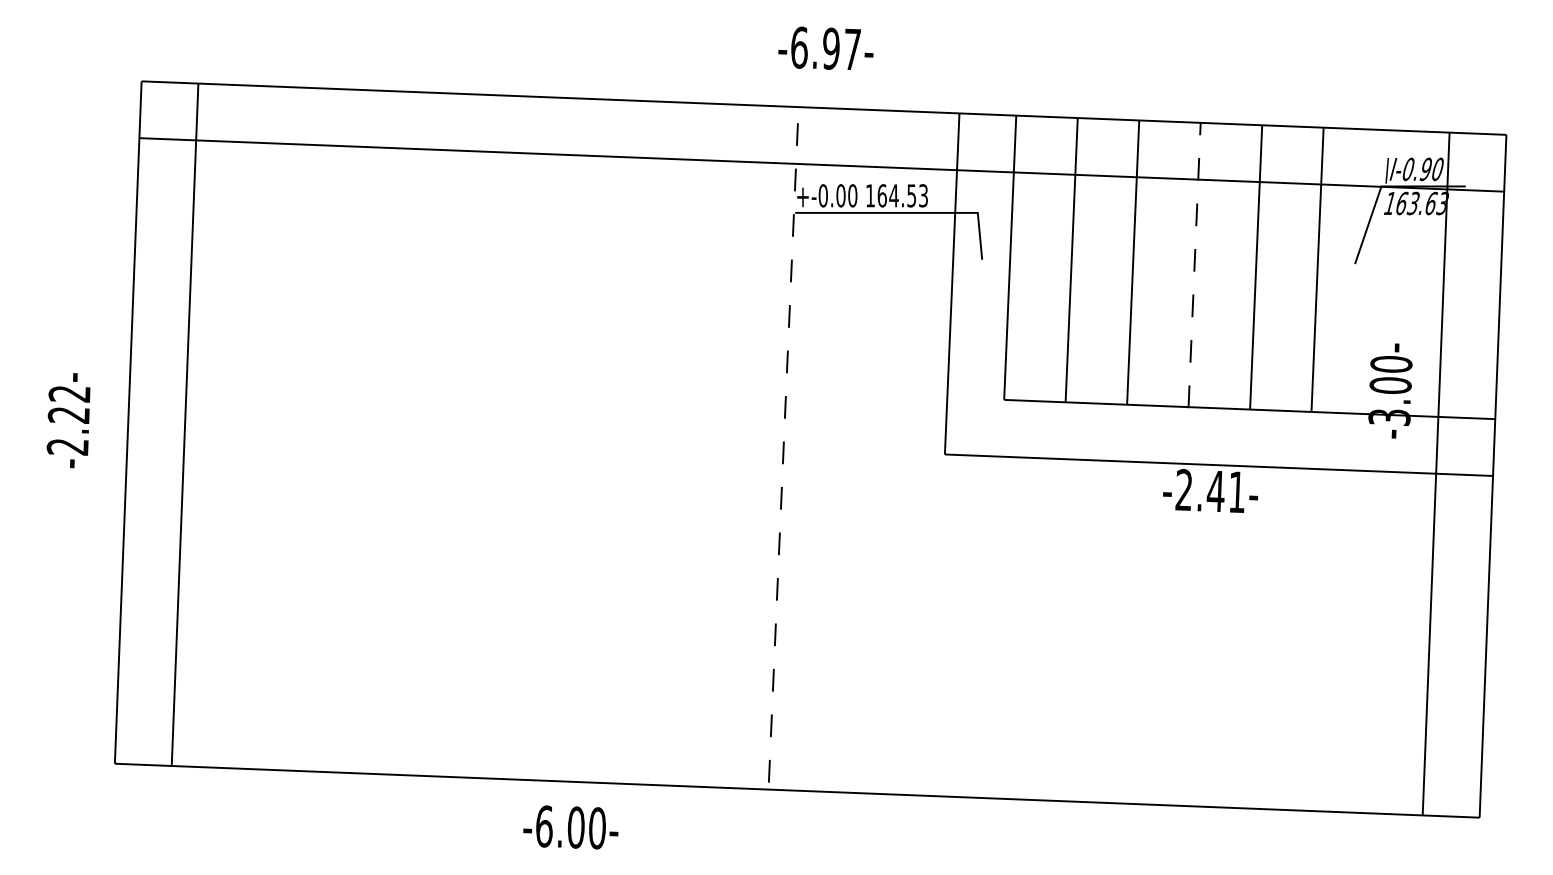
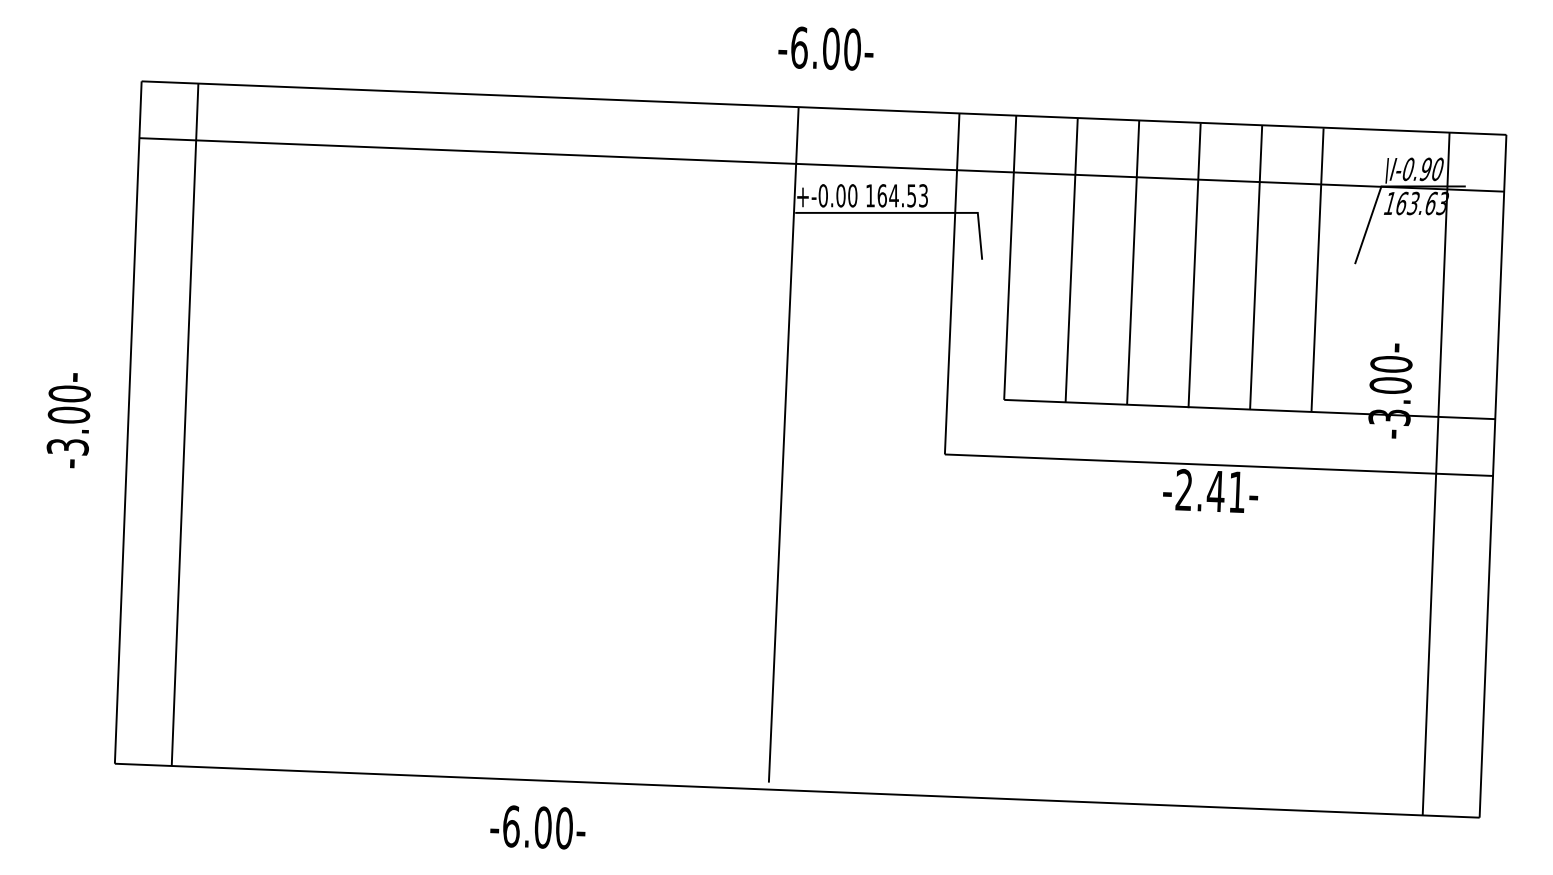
text: -6.97- -> -6.00- (841, 48)
line: dashed -> solid (1194, 265)
text: -2.22- -> -3.00- (68, 420)
line: dashed -> solid (783, 444)
text position: (570, 827) -> (537, 827) (537, 827)
